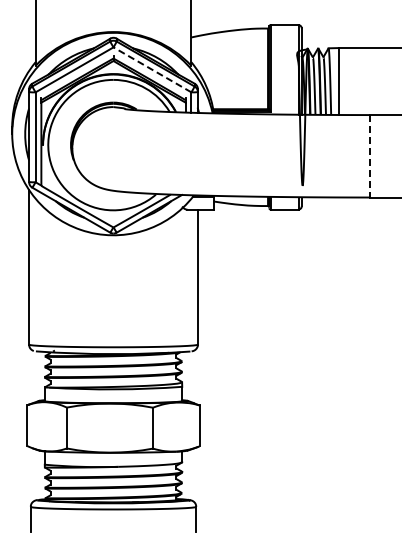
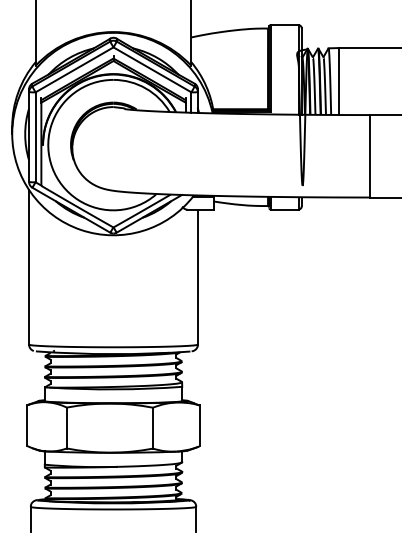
line: dashed -> solid (152, 69)
line: dashed -> solid (369, 156)
